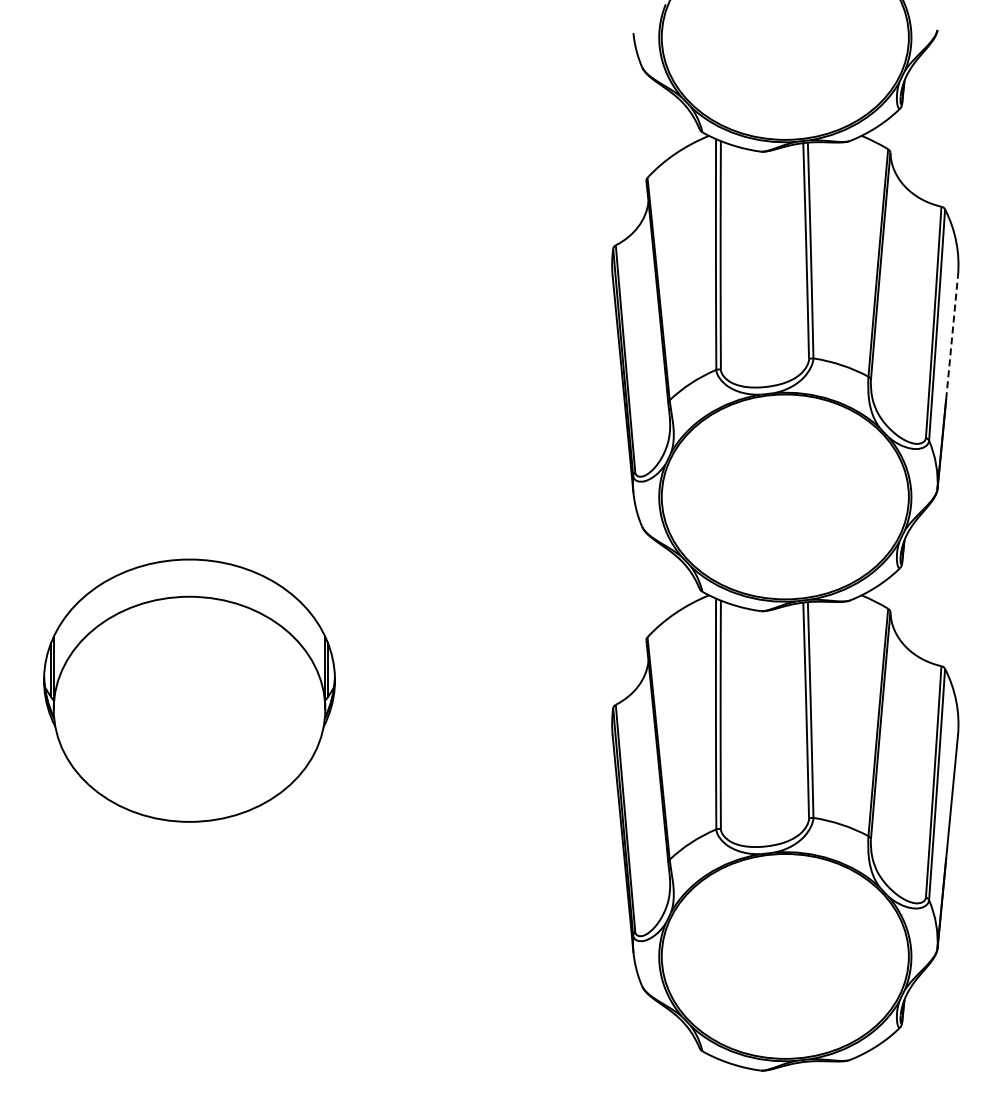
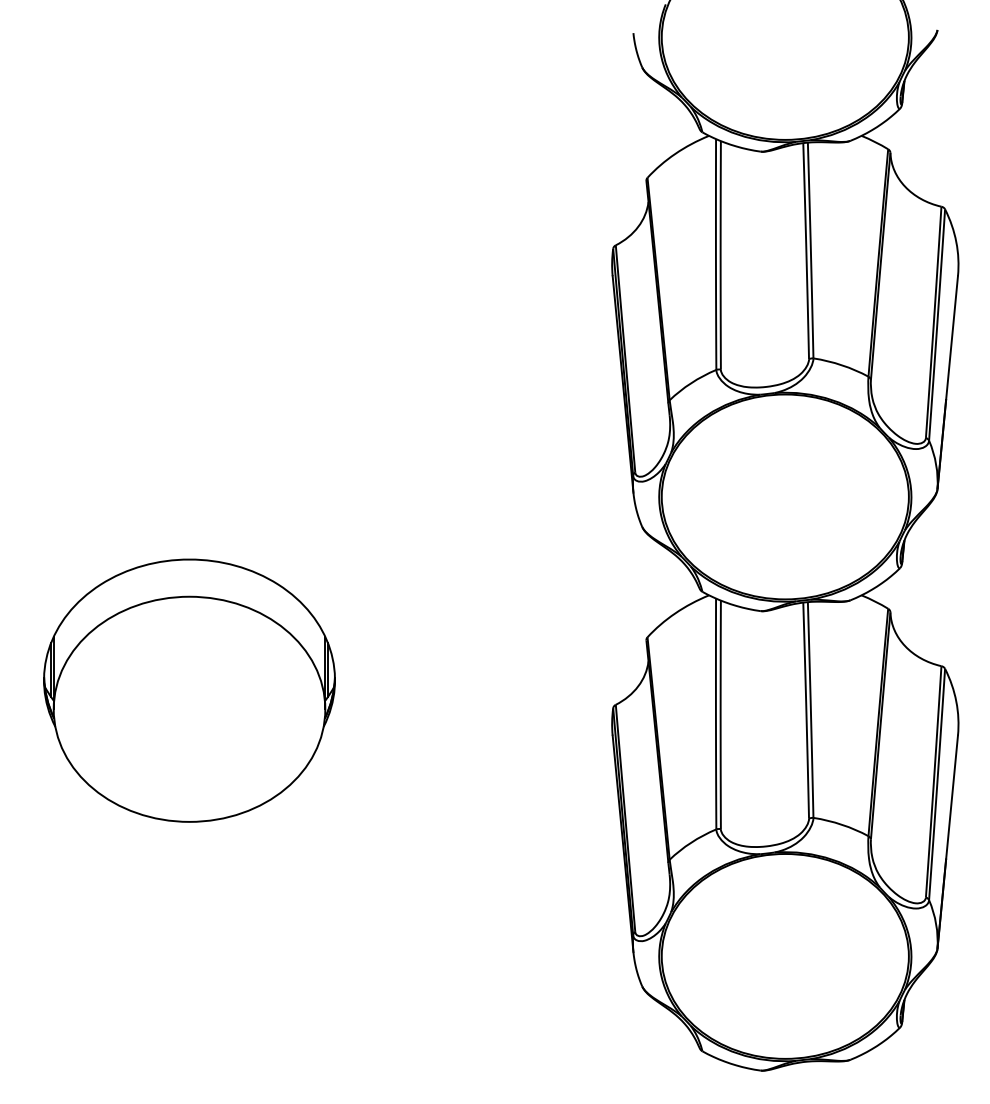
line: dashed -> solid (952, 337)
